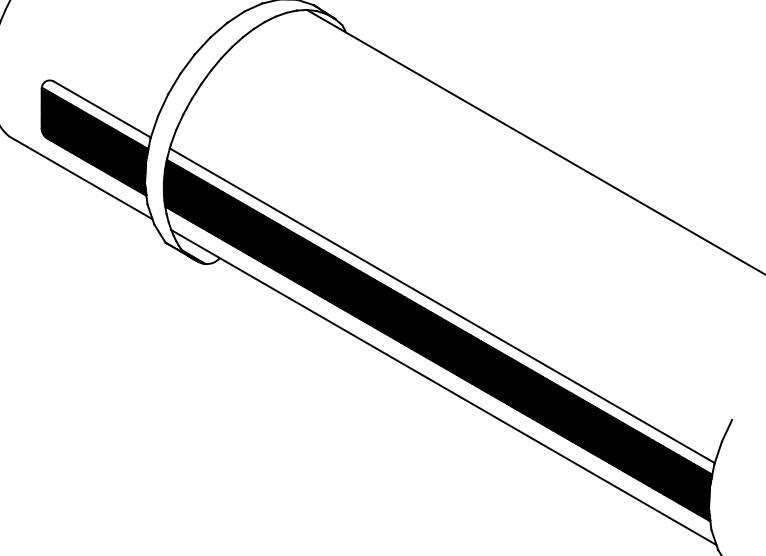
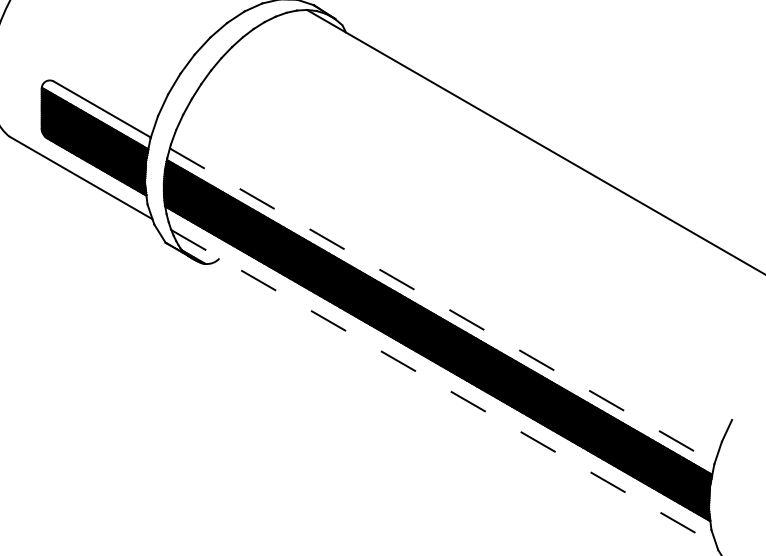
line: solid -> dashed (442, 305)
line: solid -> dashed (443, 387)
